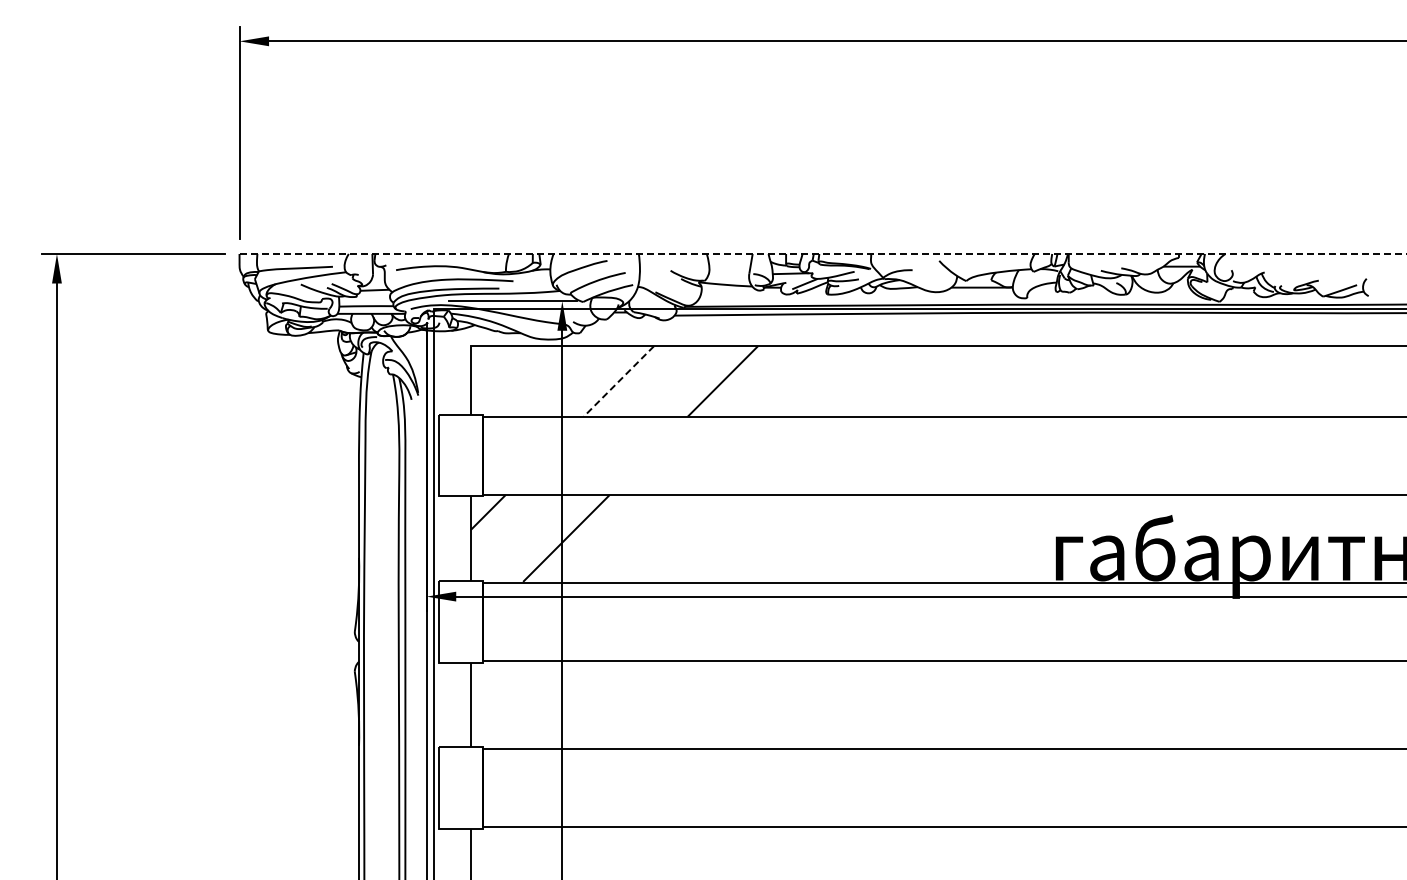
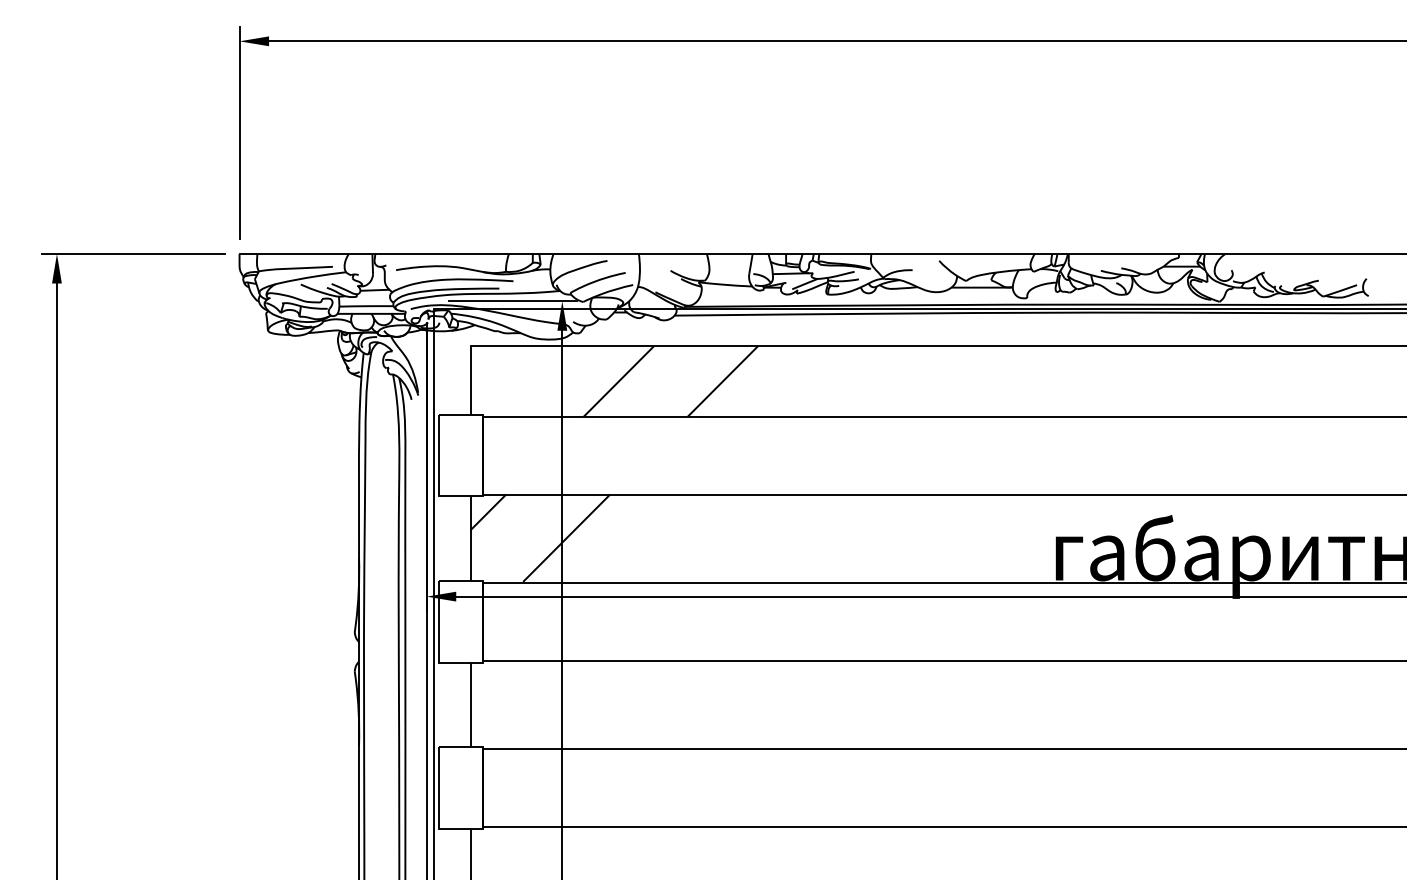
line: dashed -> solid (823, 253)
line: dashed -> solid (618, 381)
